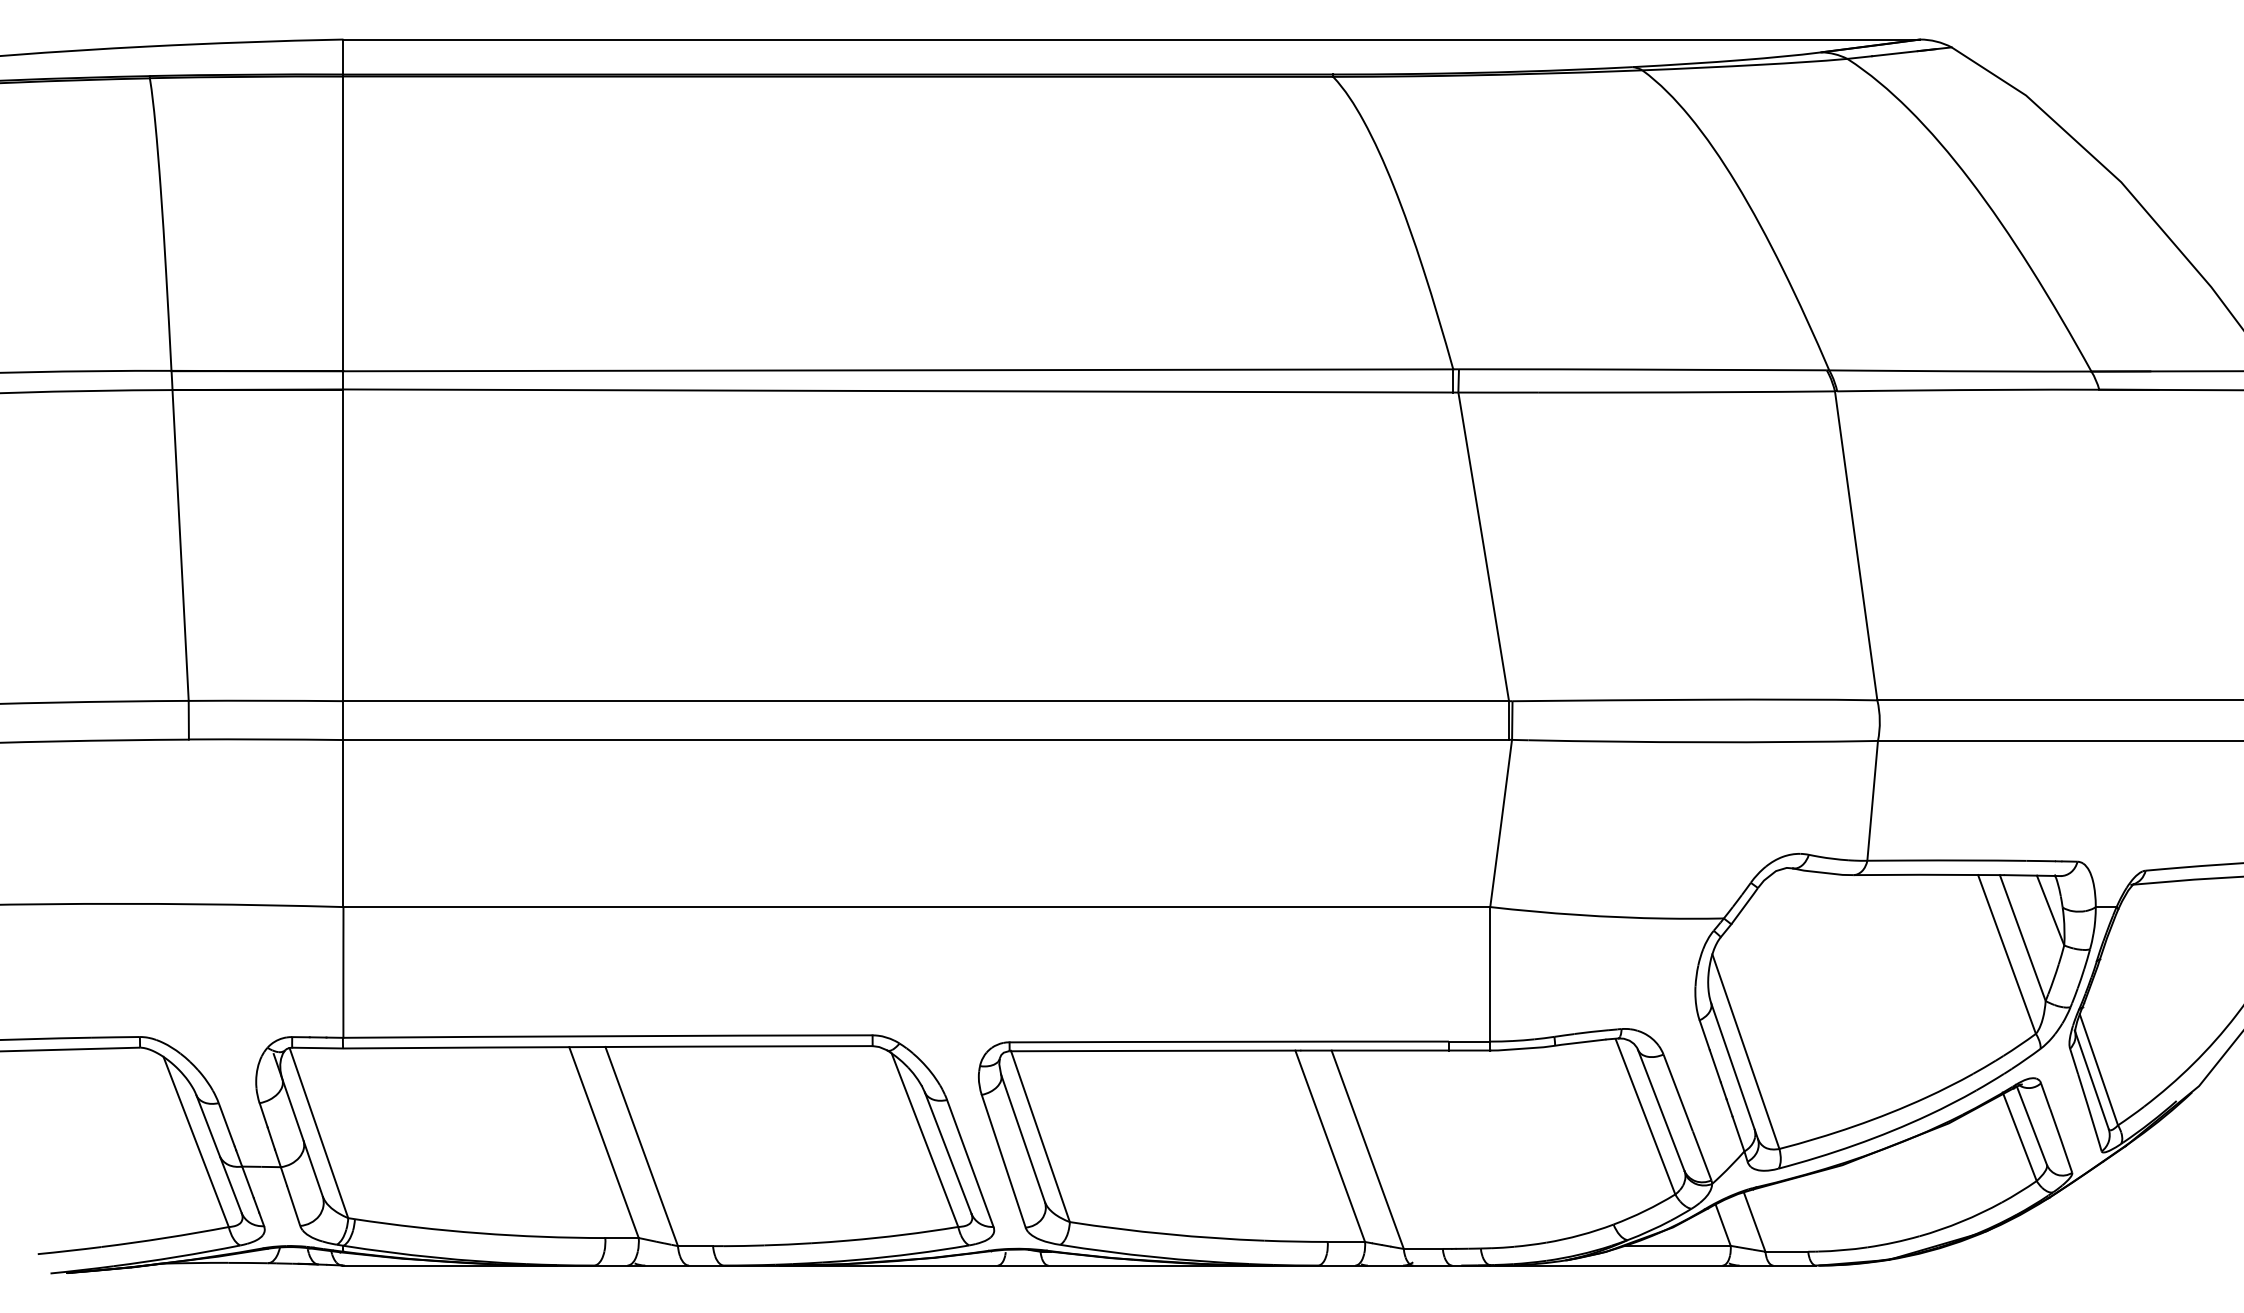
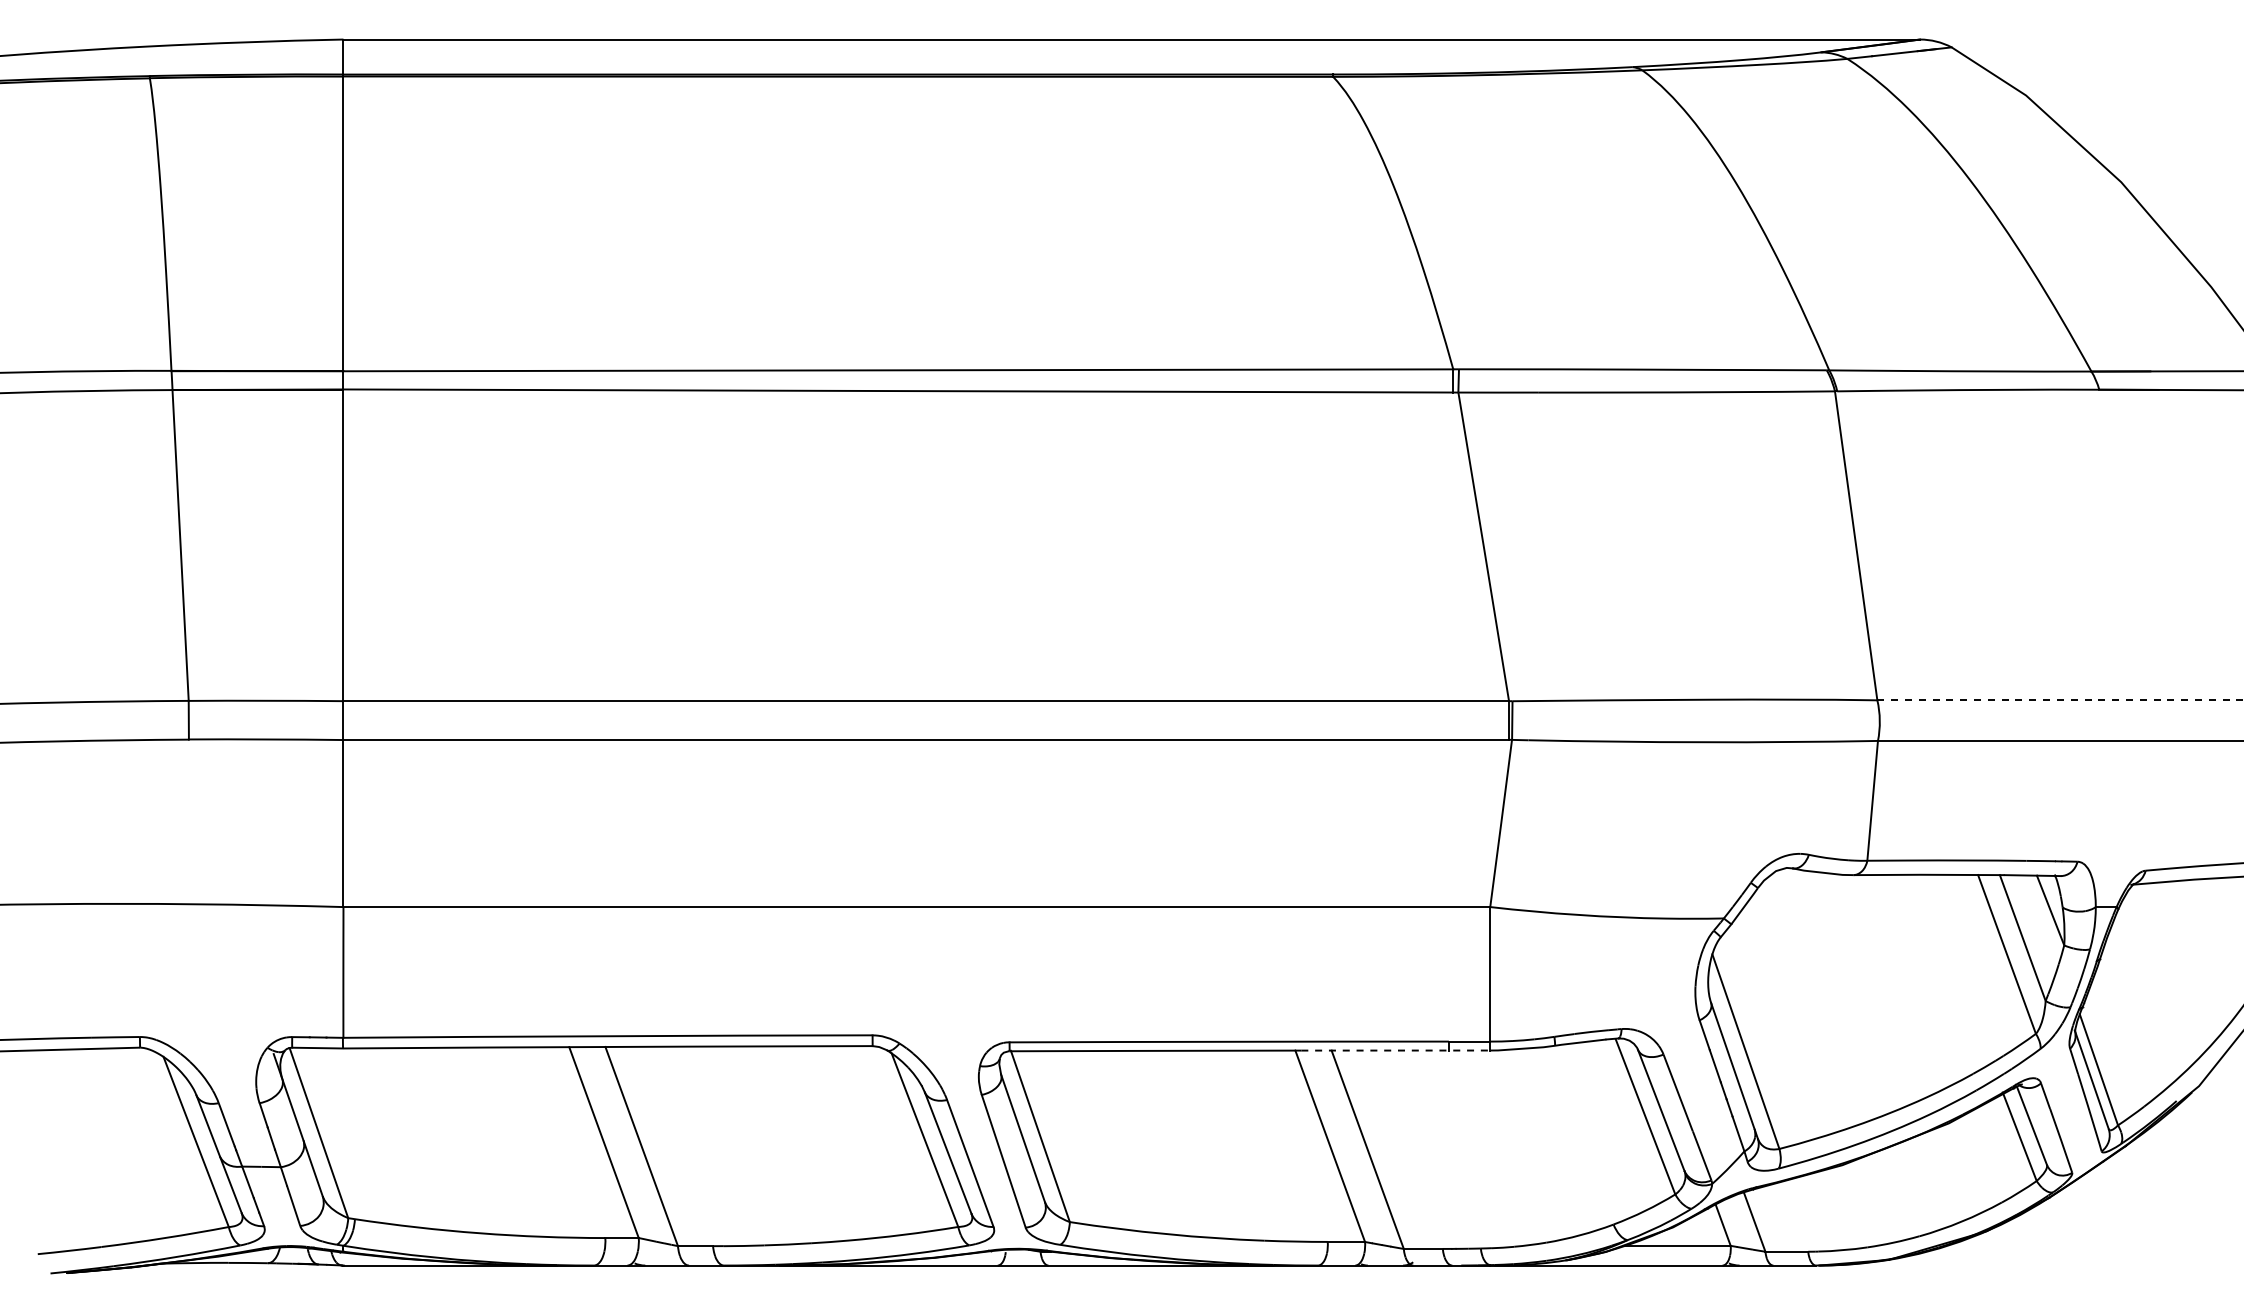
line: solid -> dashed (2061, 700)
line: solid -> dashed (1395, 1050)
